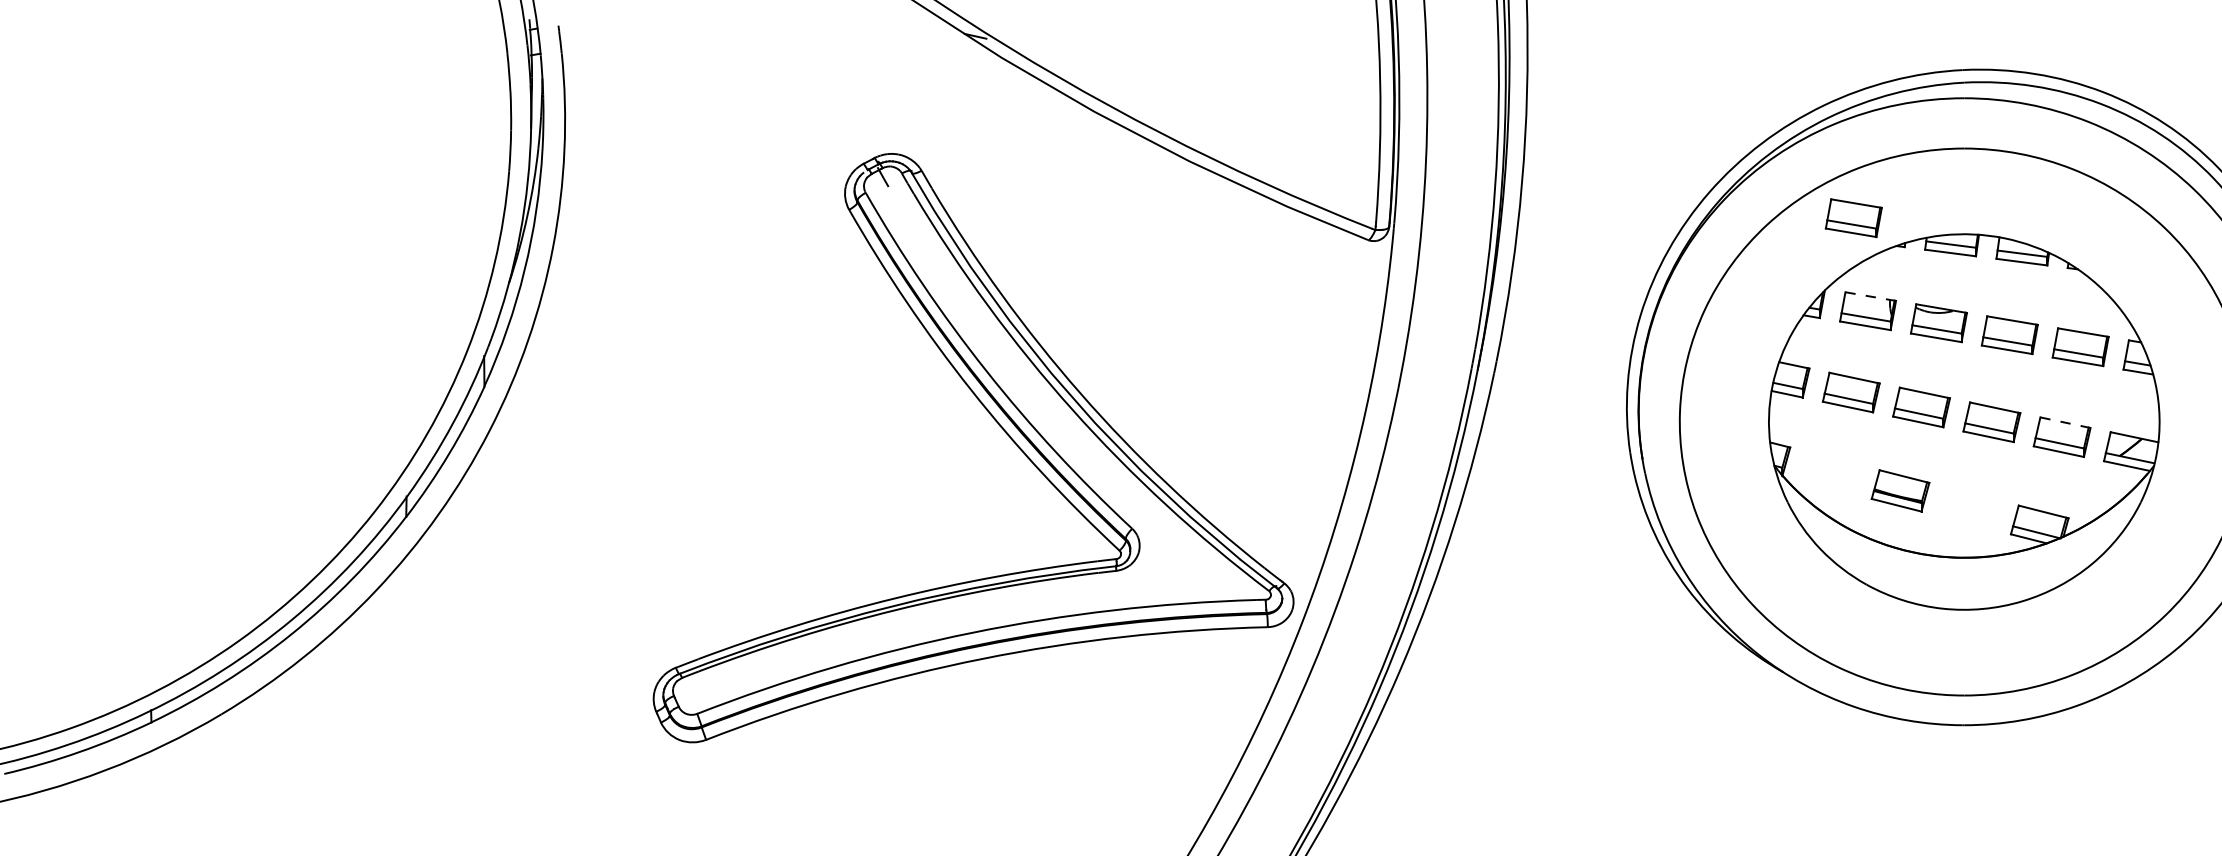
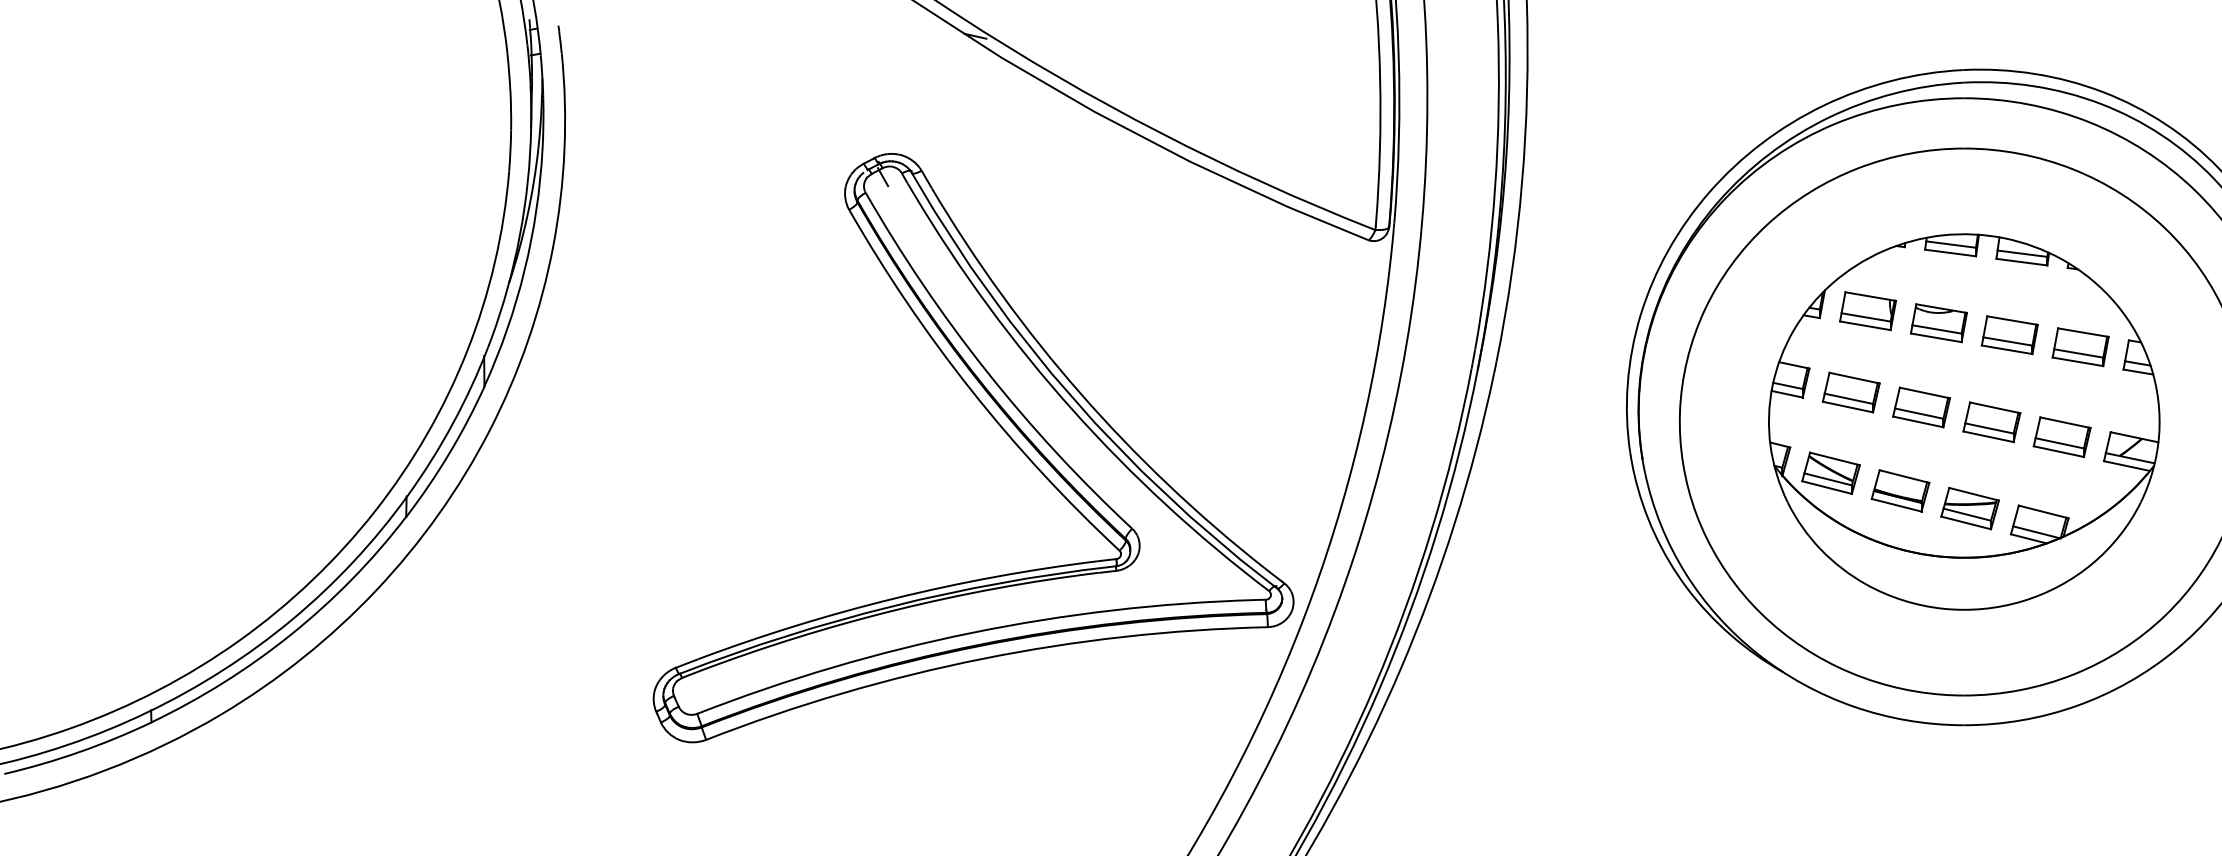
part: present -> none (1853, 217)
line: dashed -> solid (1870, 296)
line: dashed -> solid (2065, 422)
part: none -> present (1830, 472)
part: none -> present (1969, 508)
